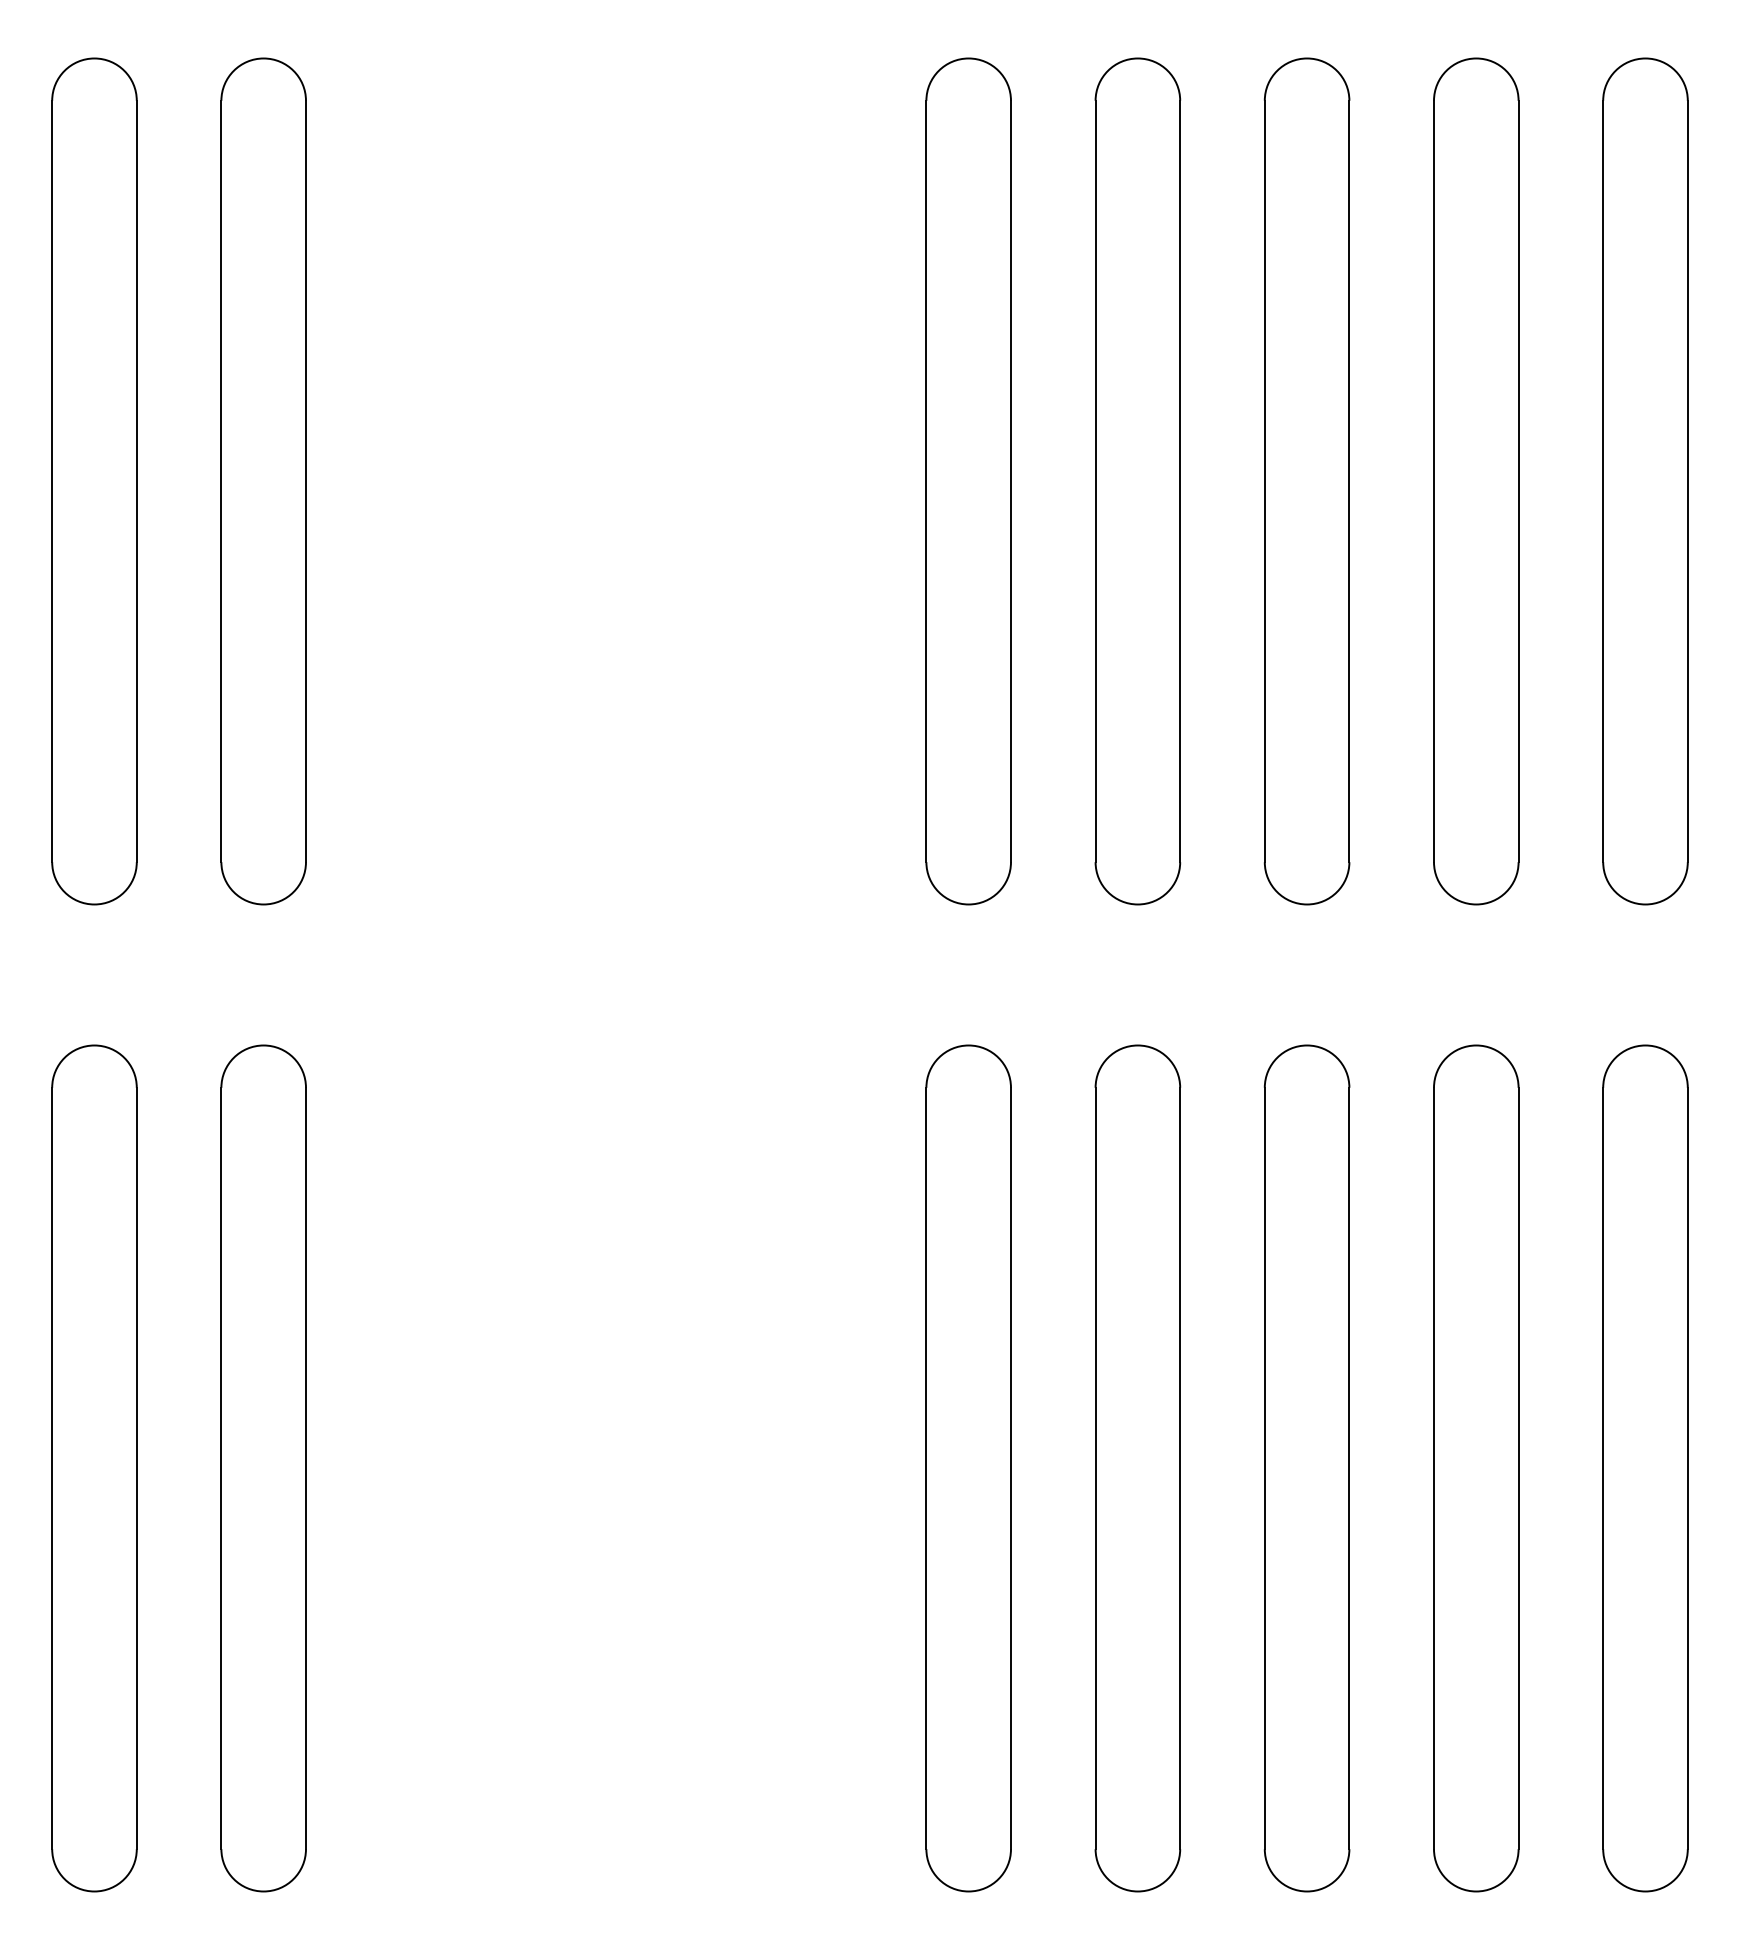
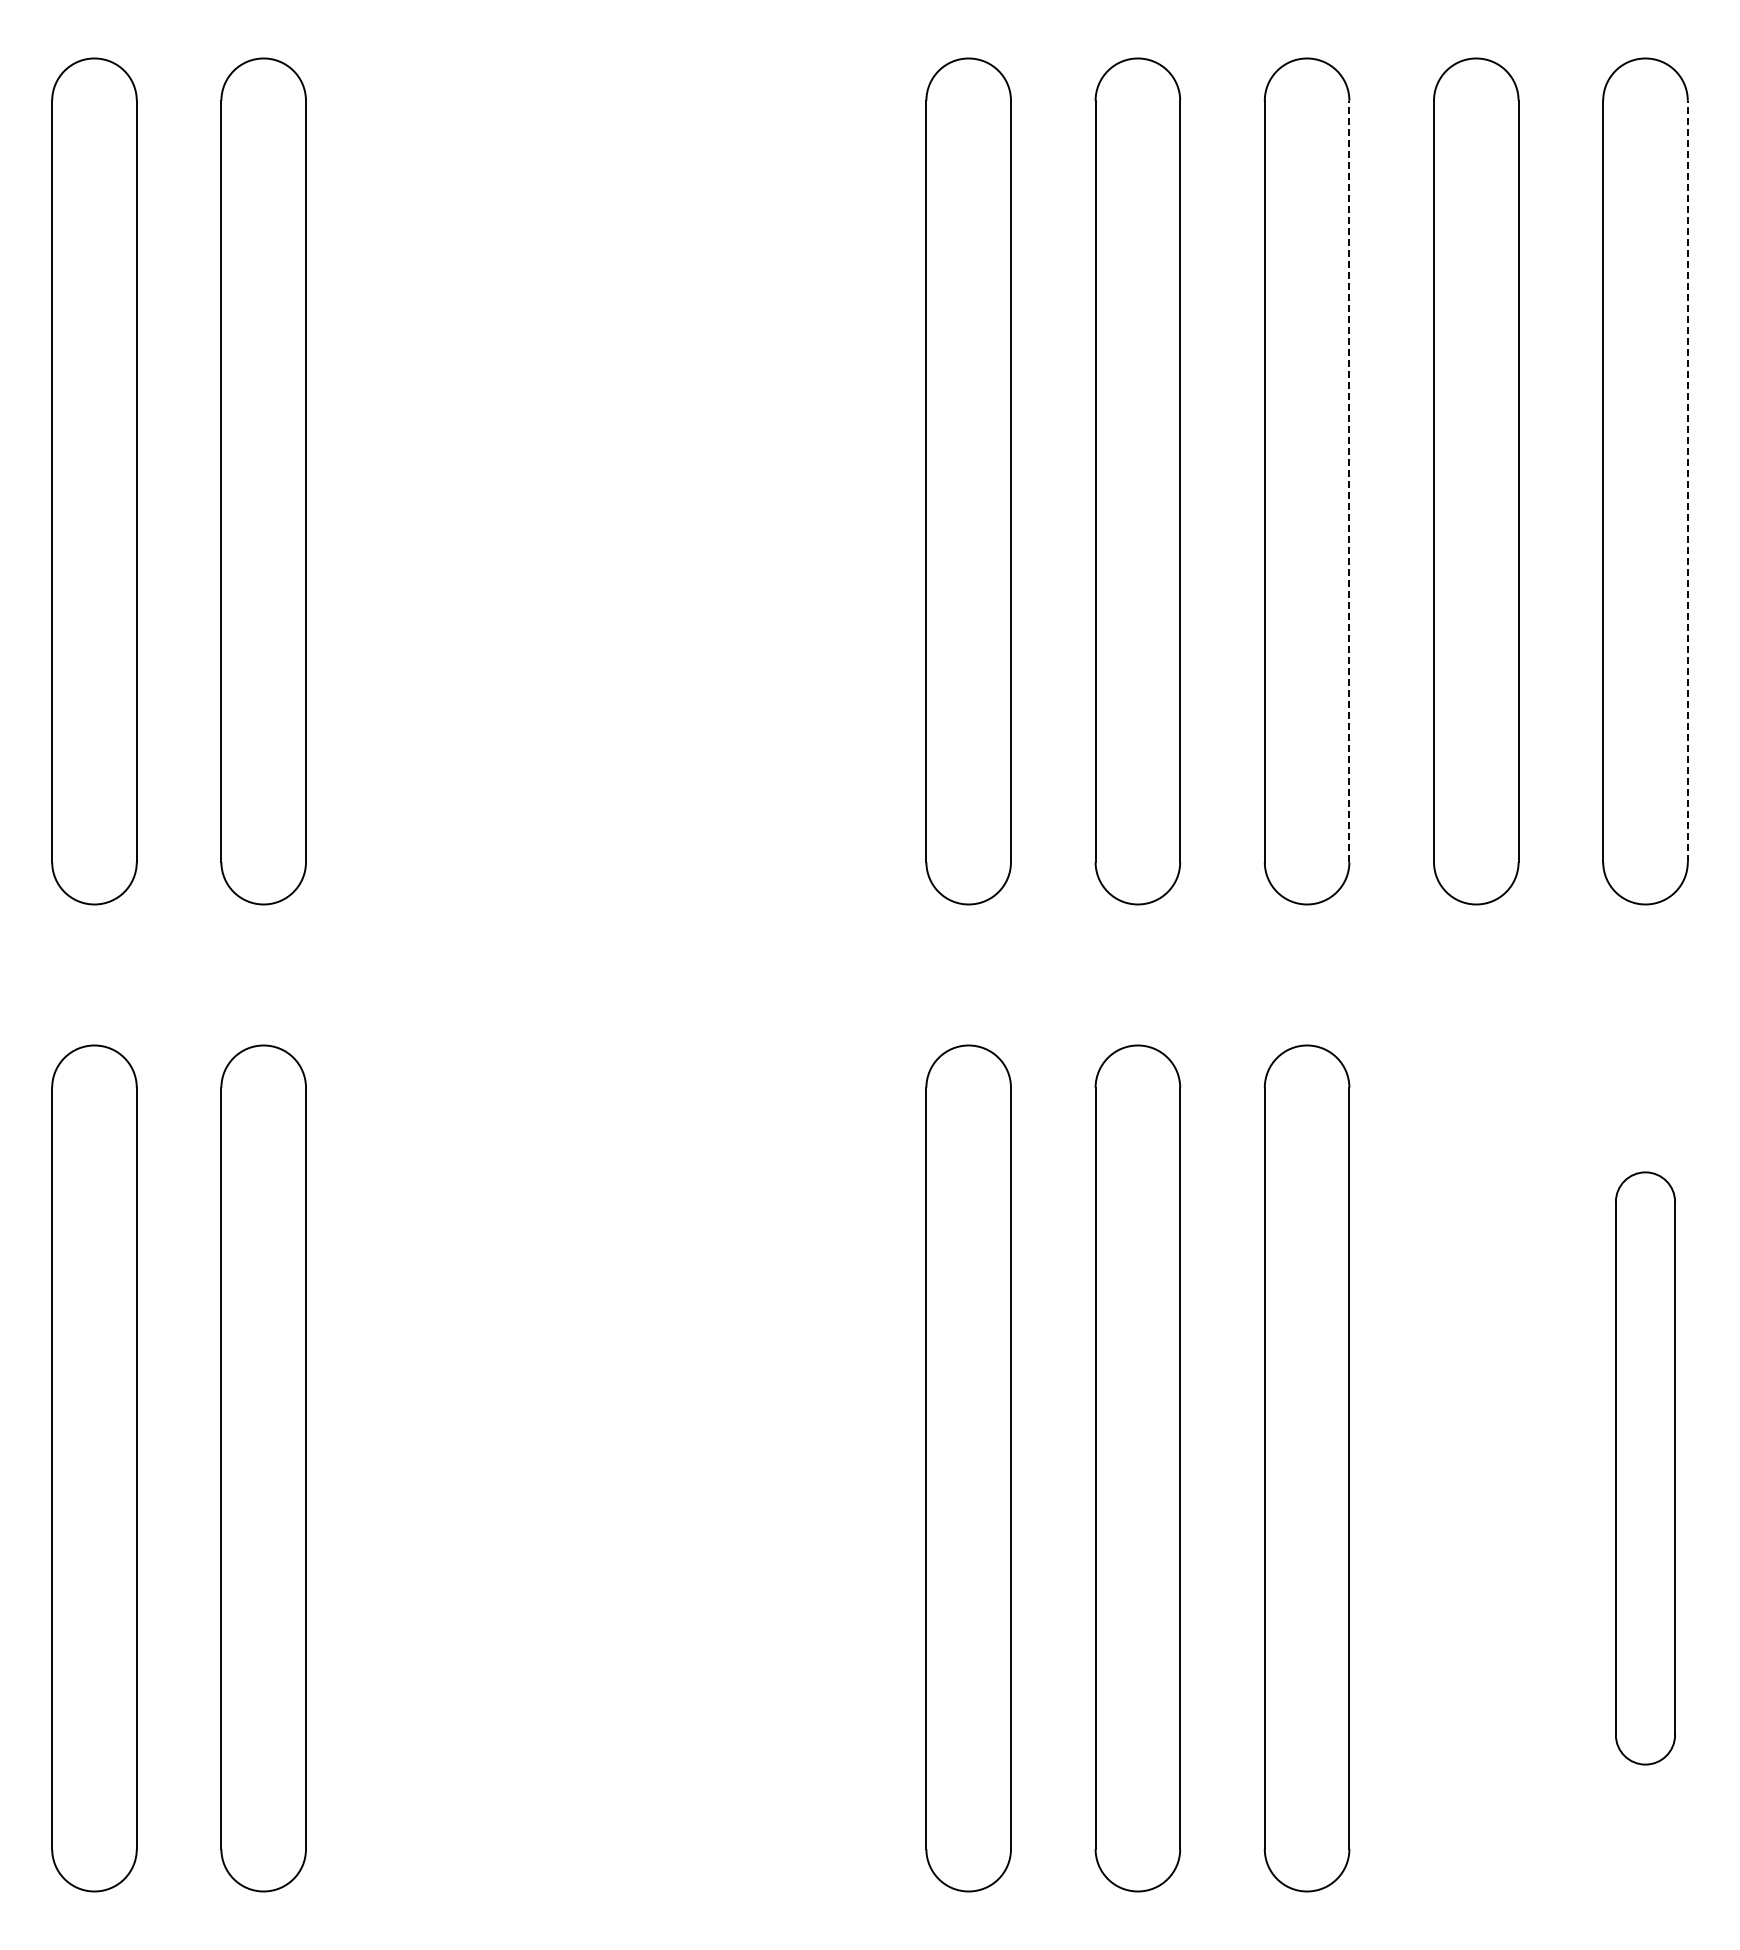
line: solid -> dashed (1349, 481)
line: solid -> dashed (1687, 481)
part: present -> none (1476, 1468)
part size: 87x849 px -> 61x595 px (1645, 1468)
